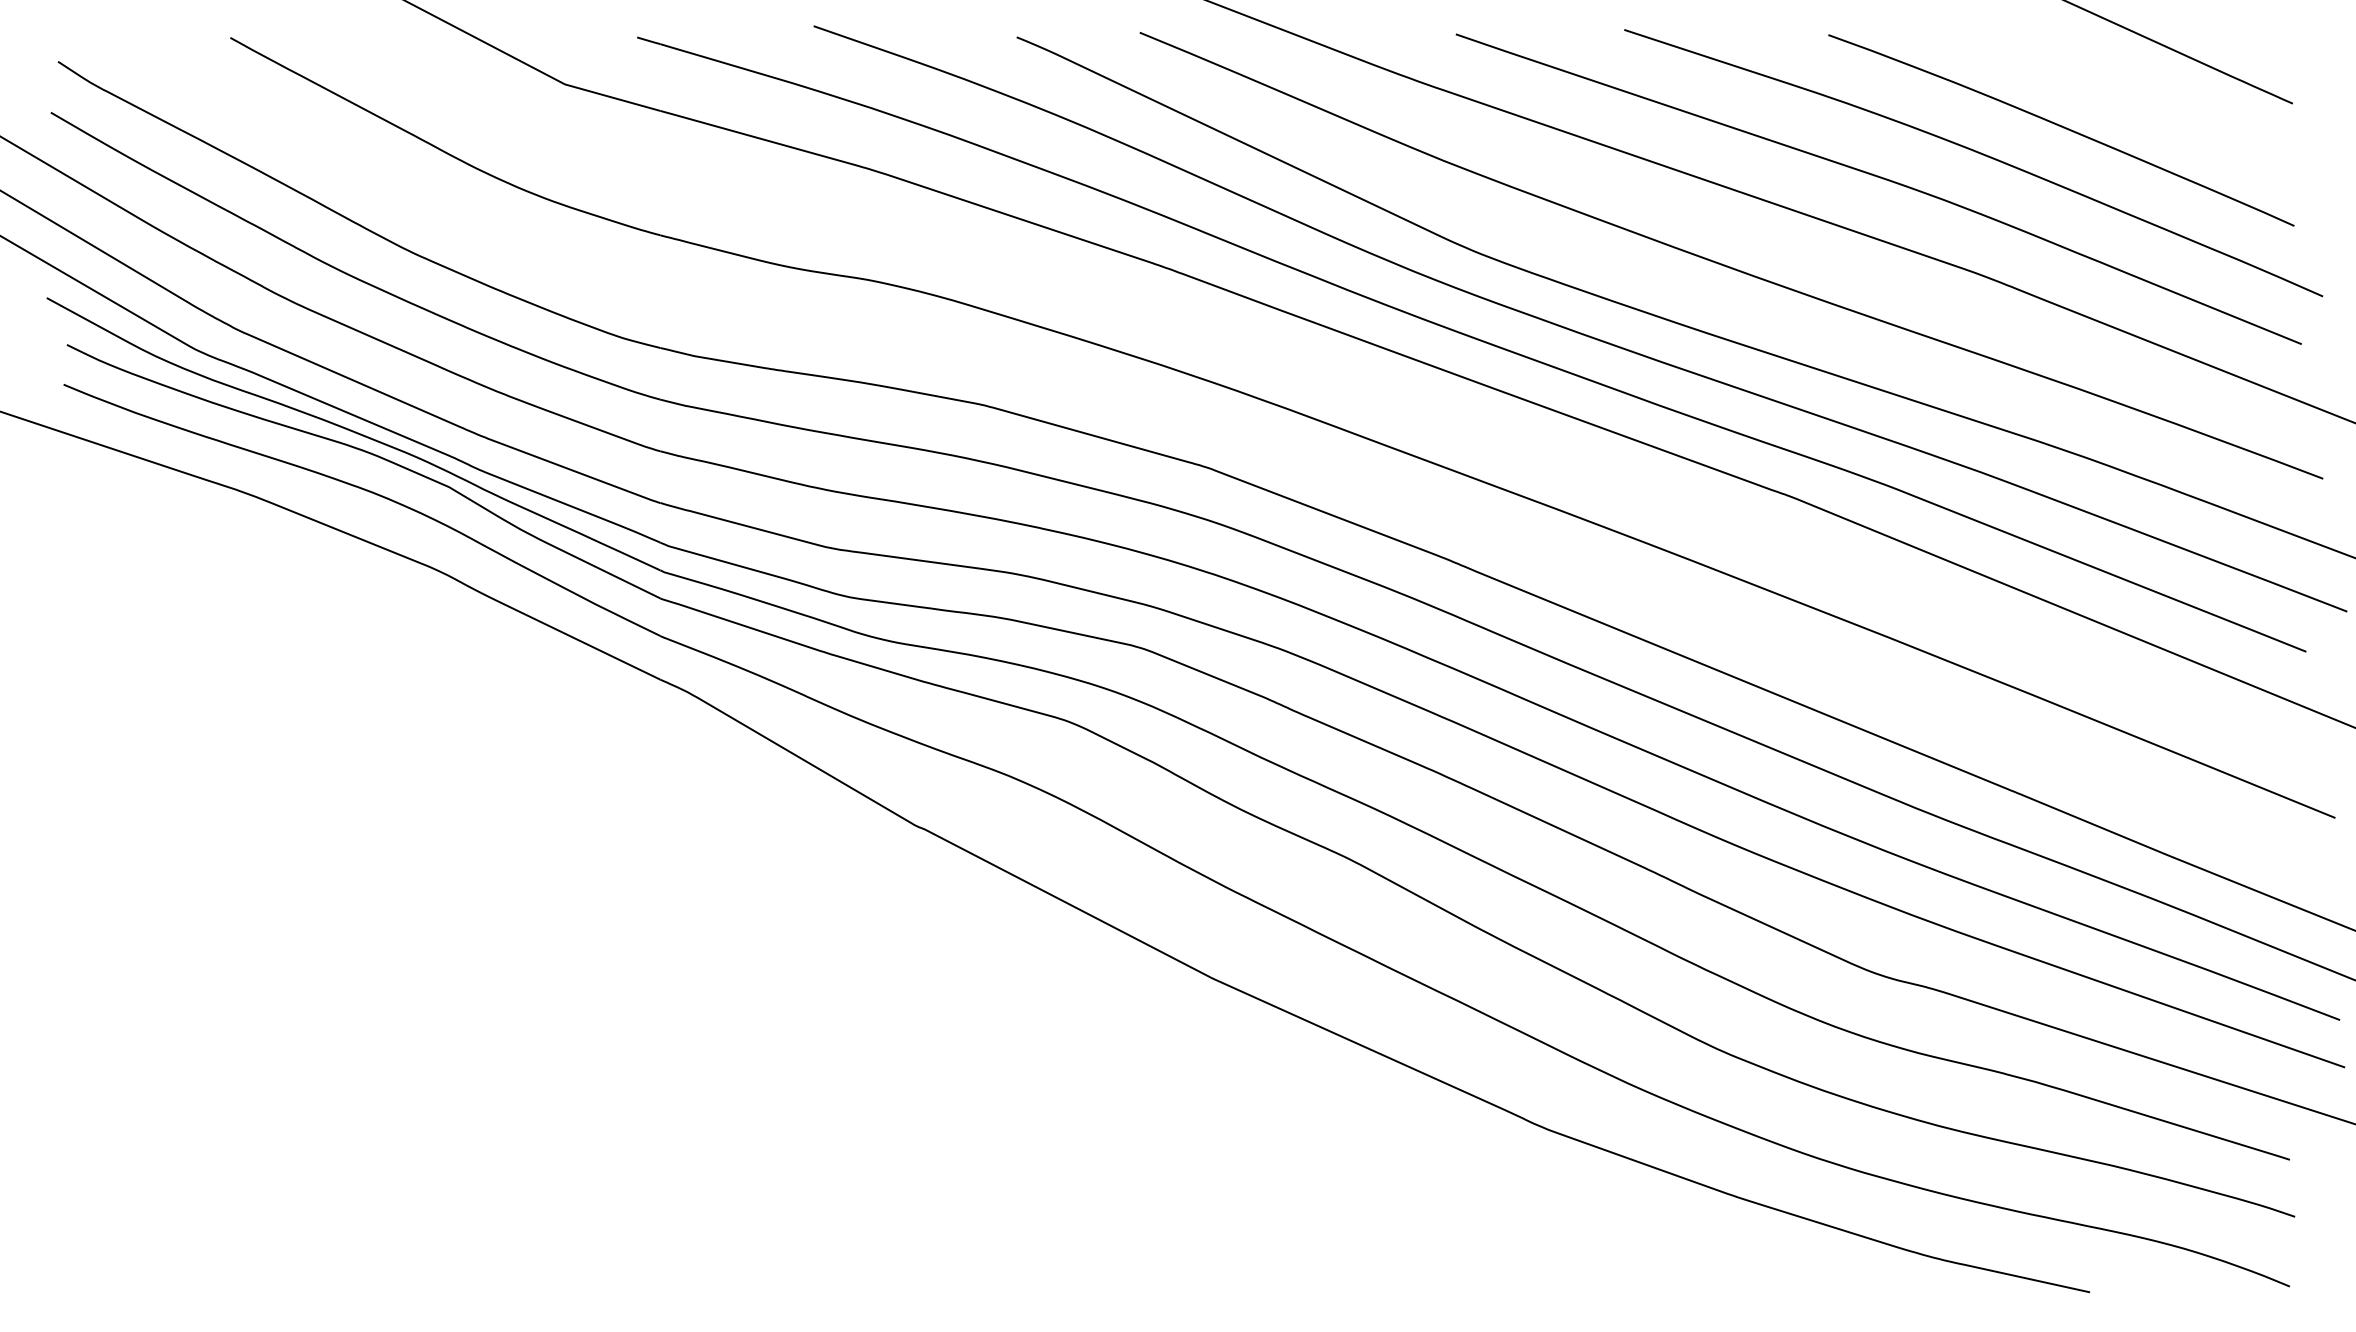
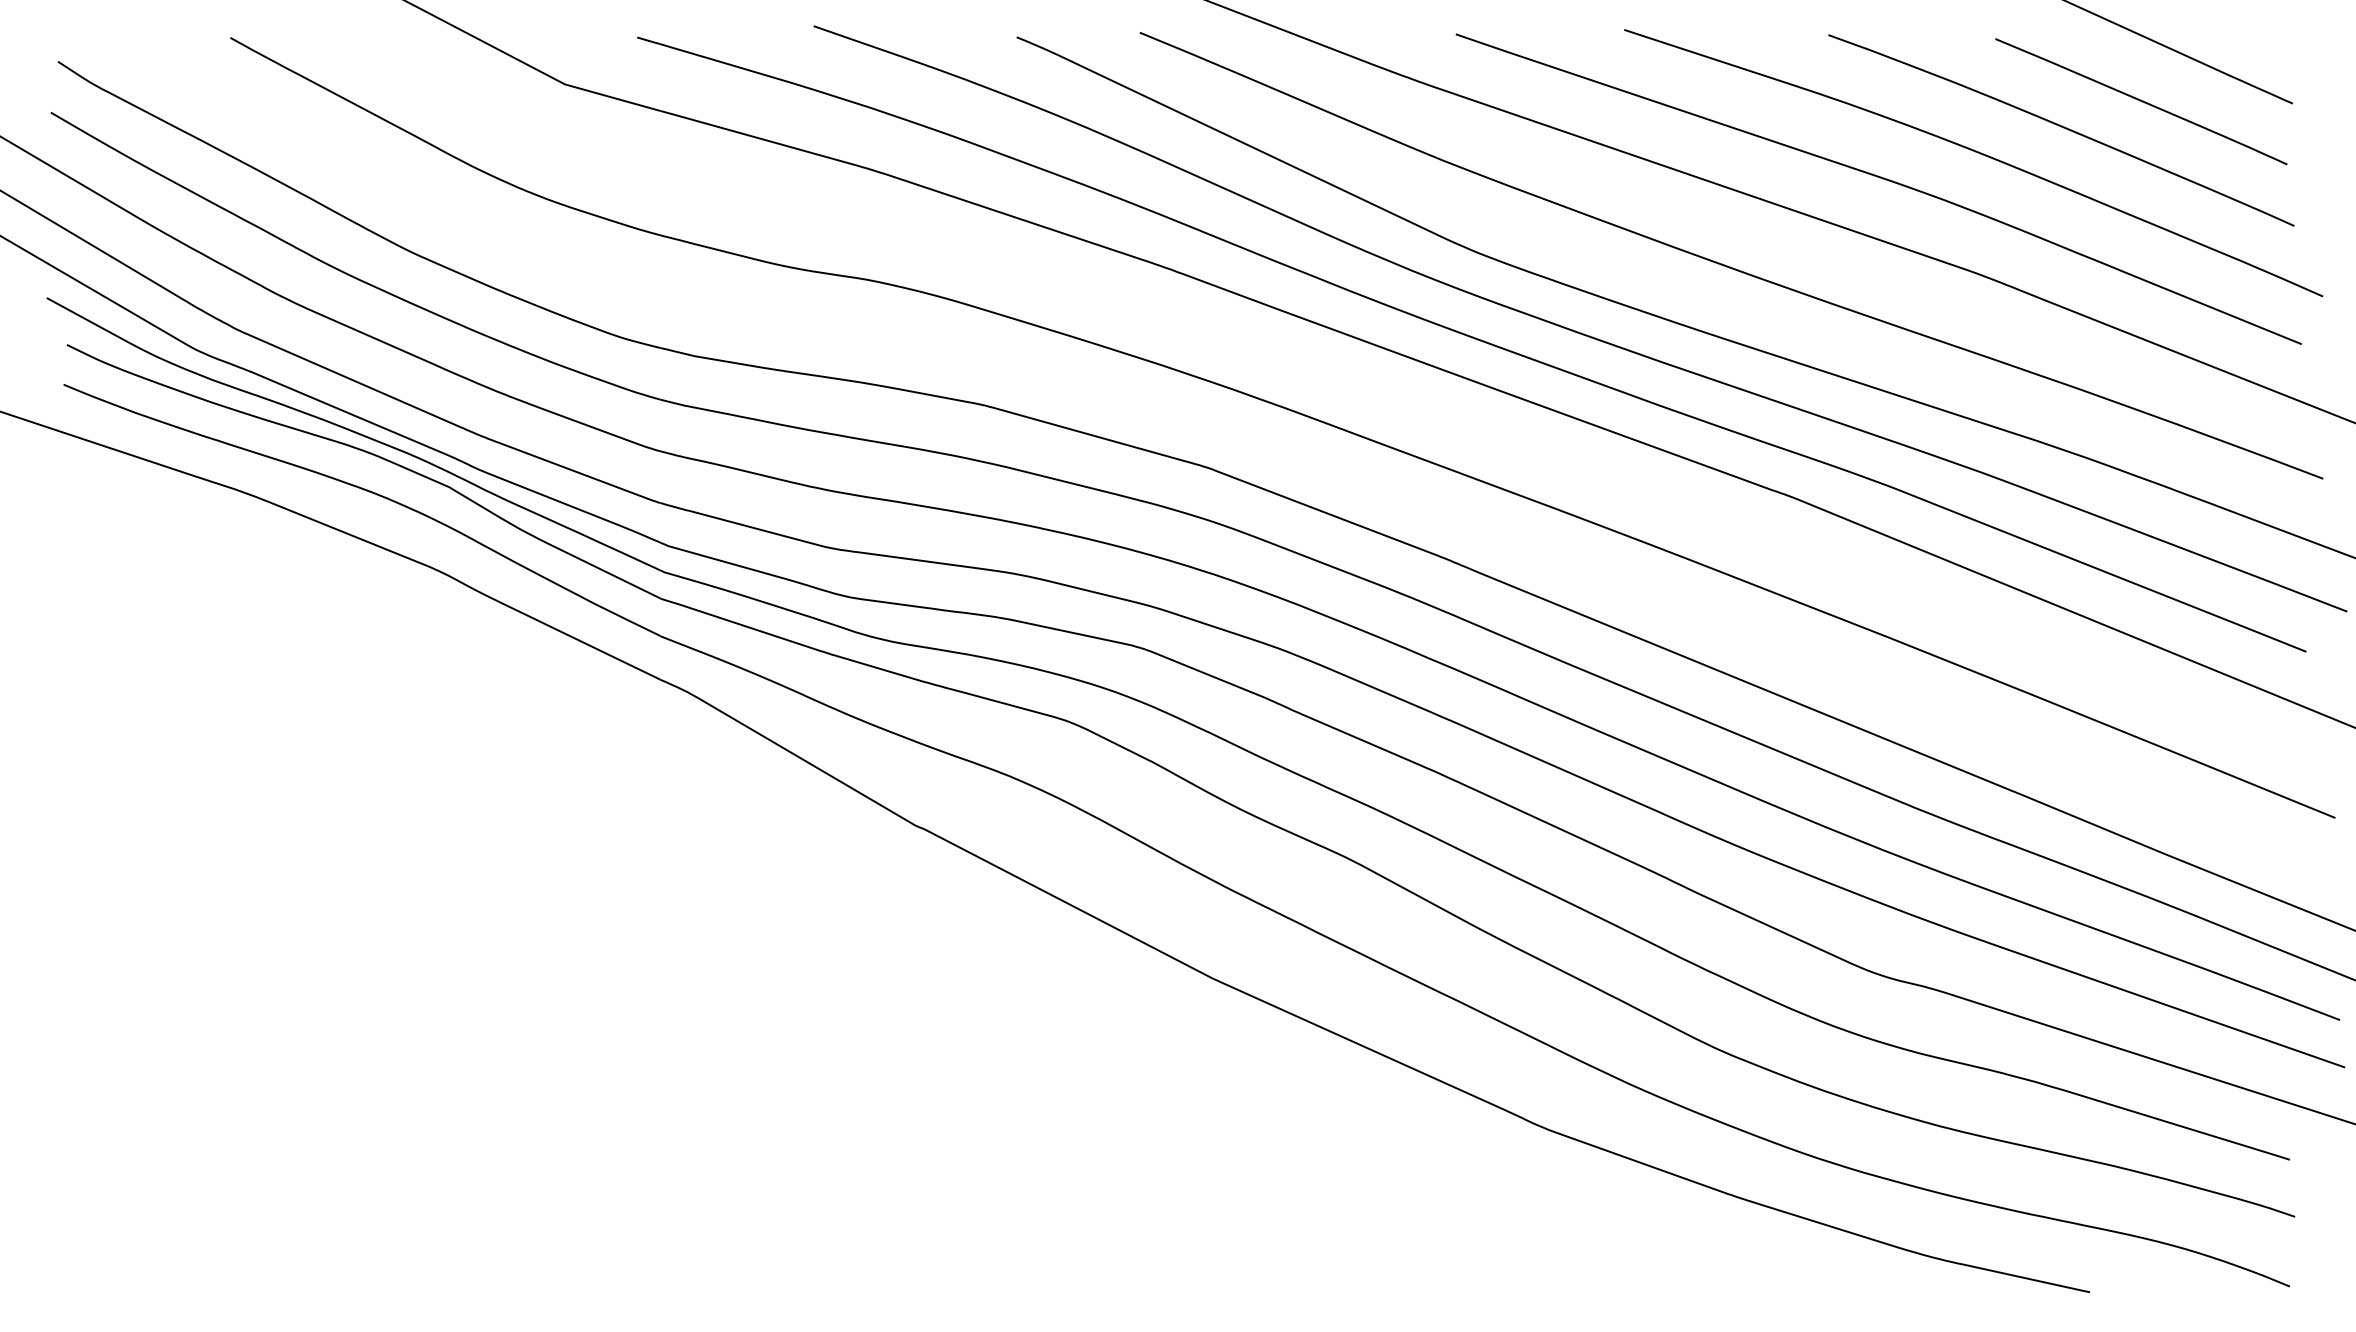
line: none -> present (2141, 101)
